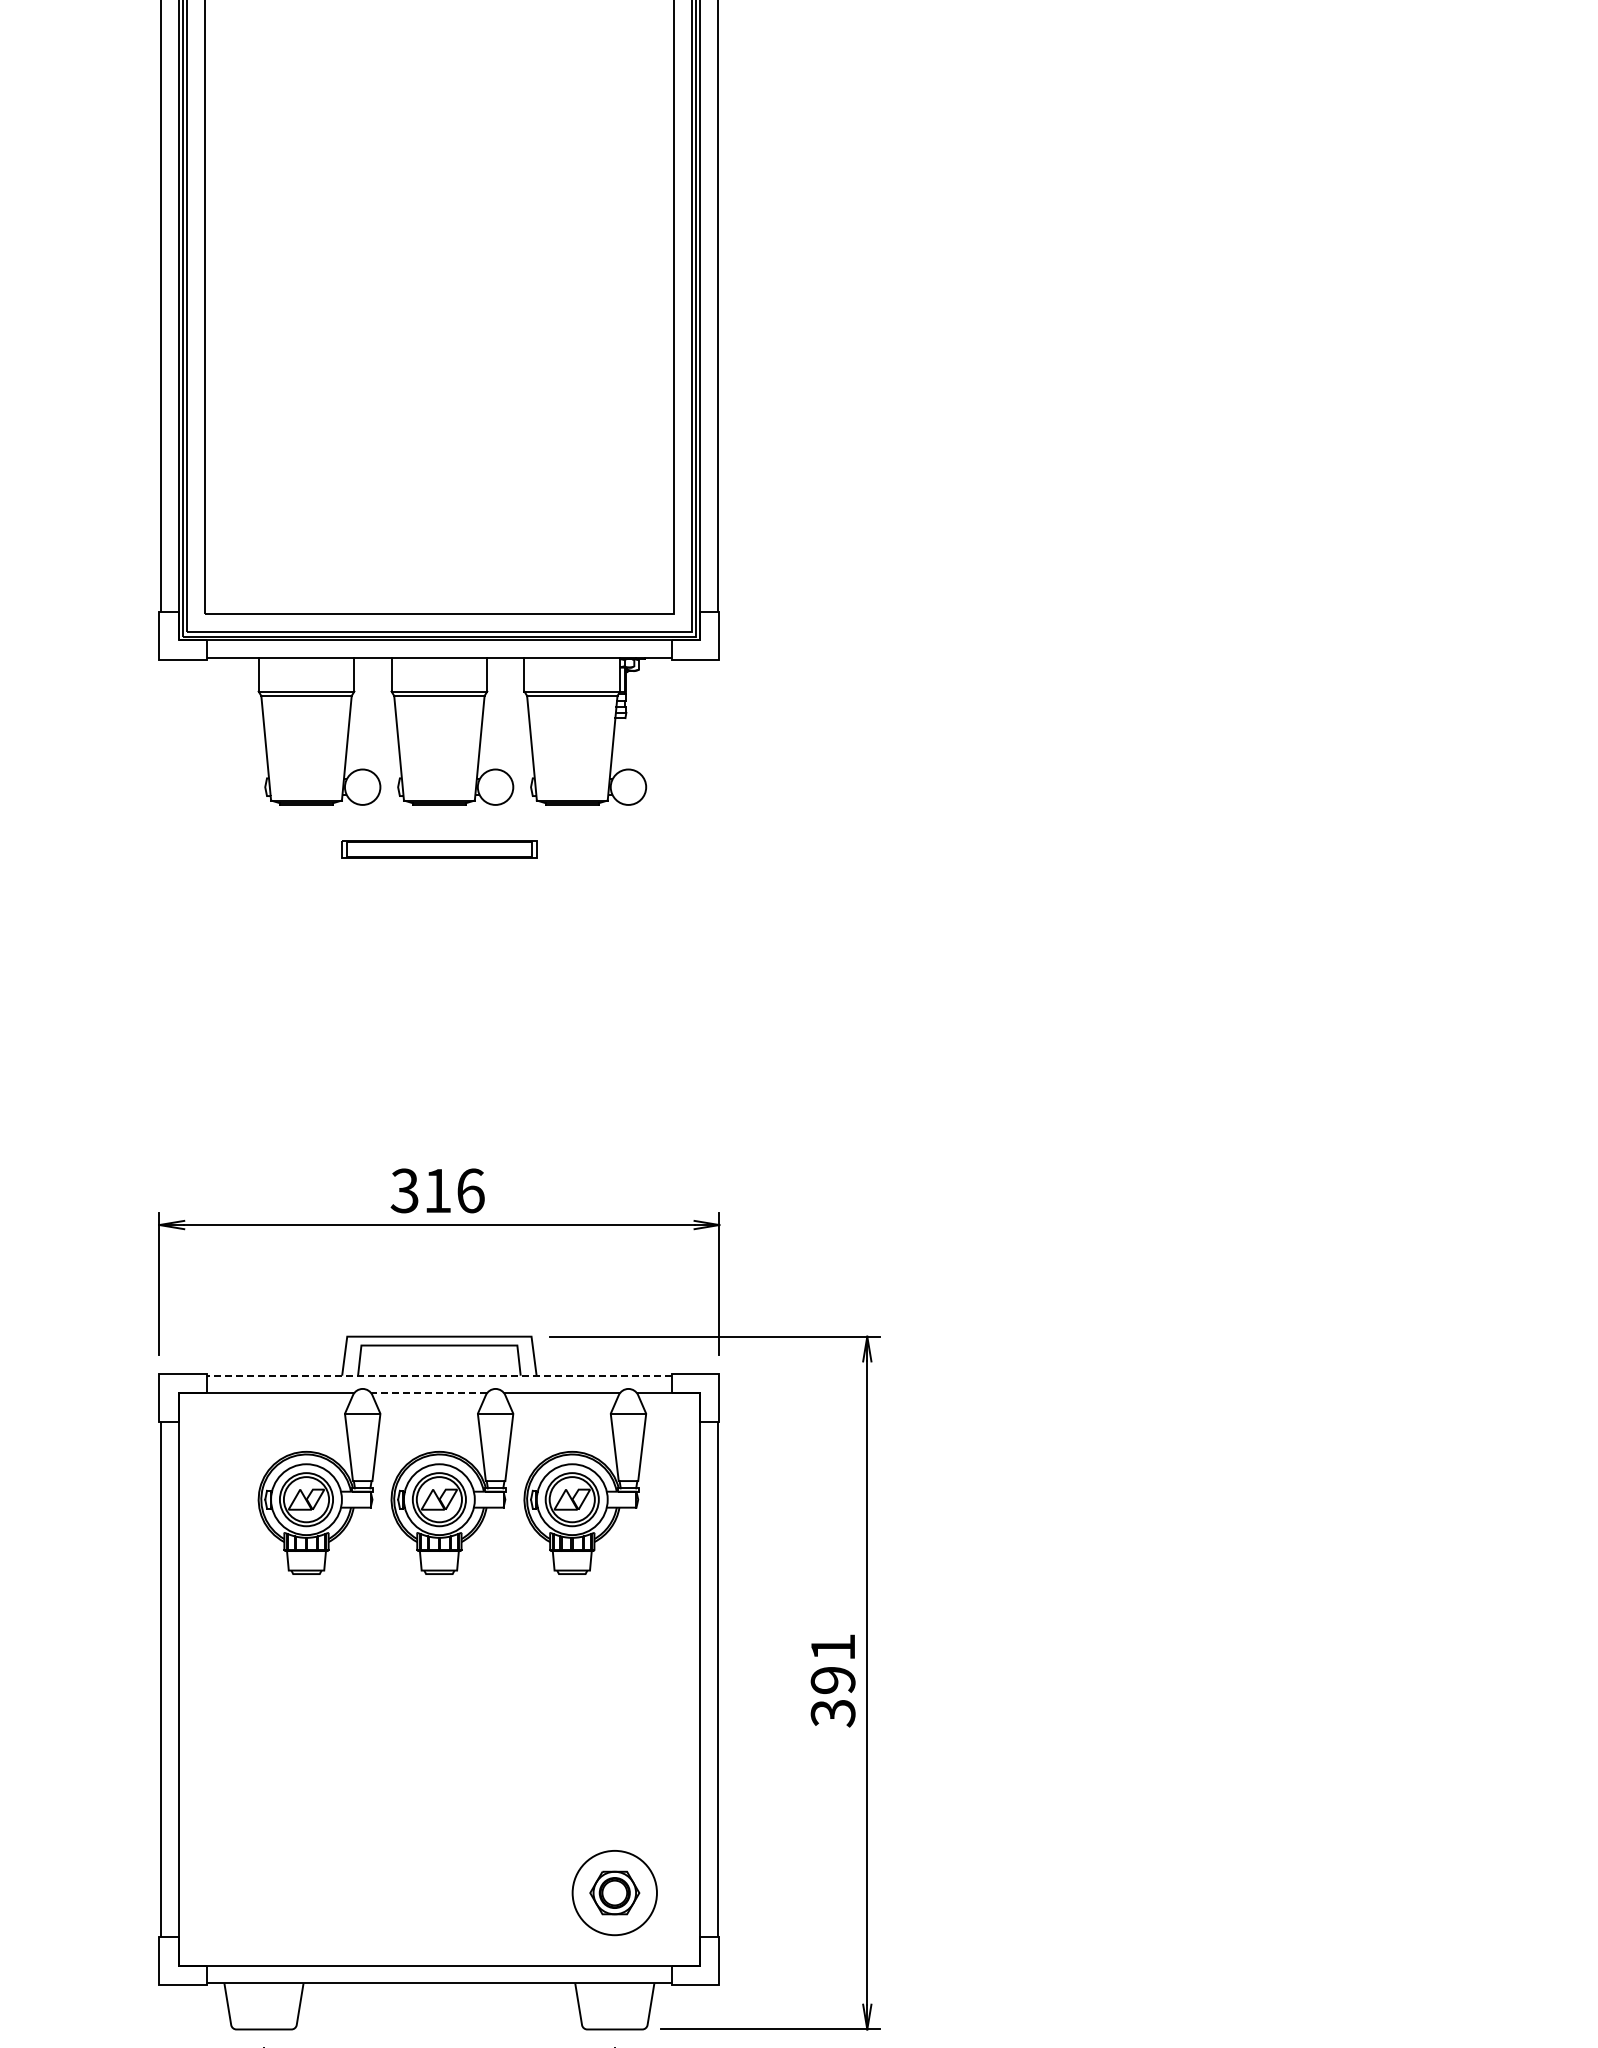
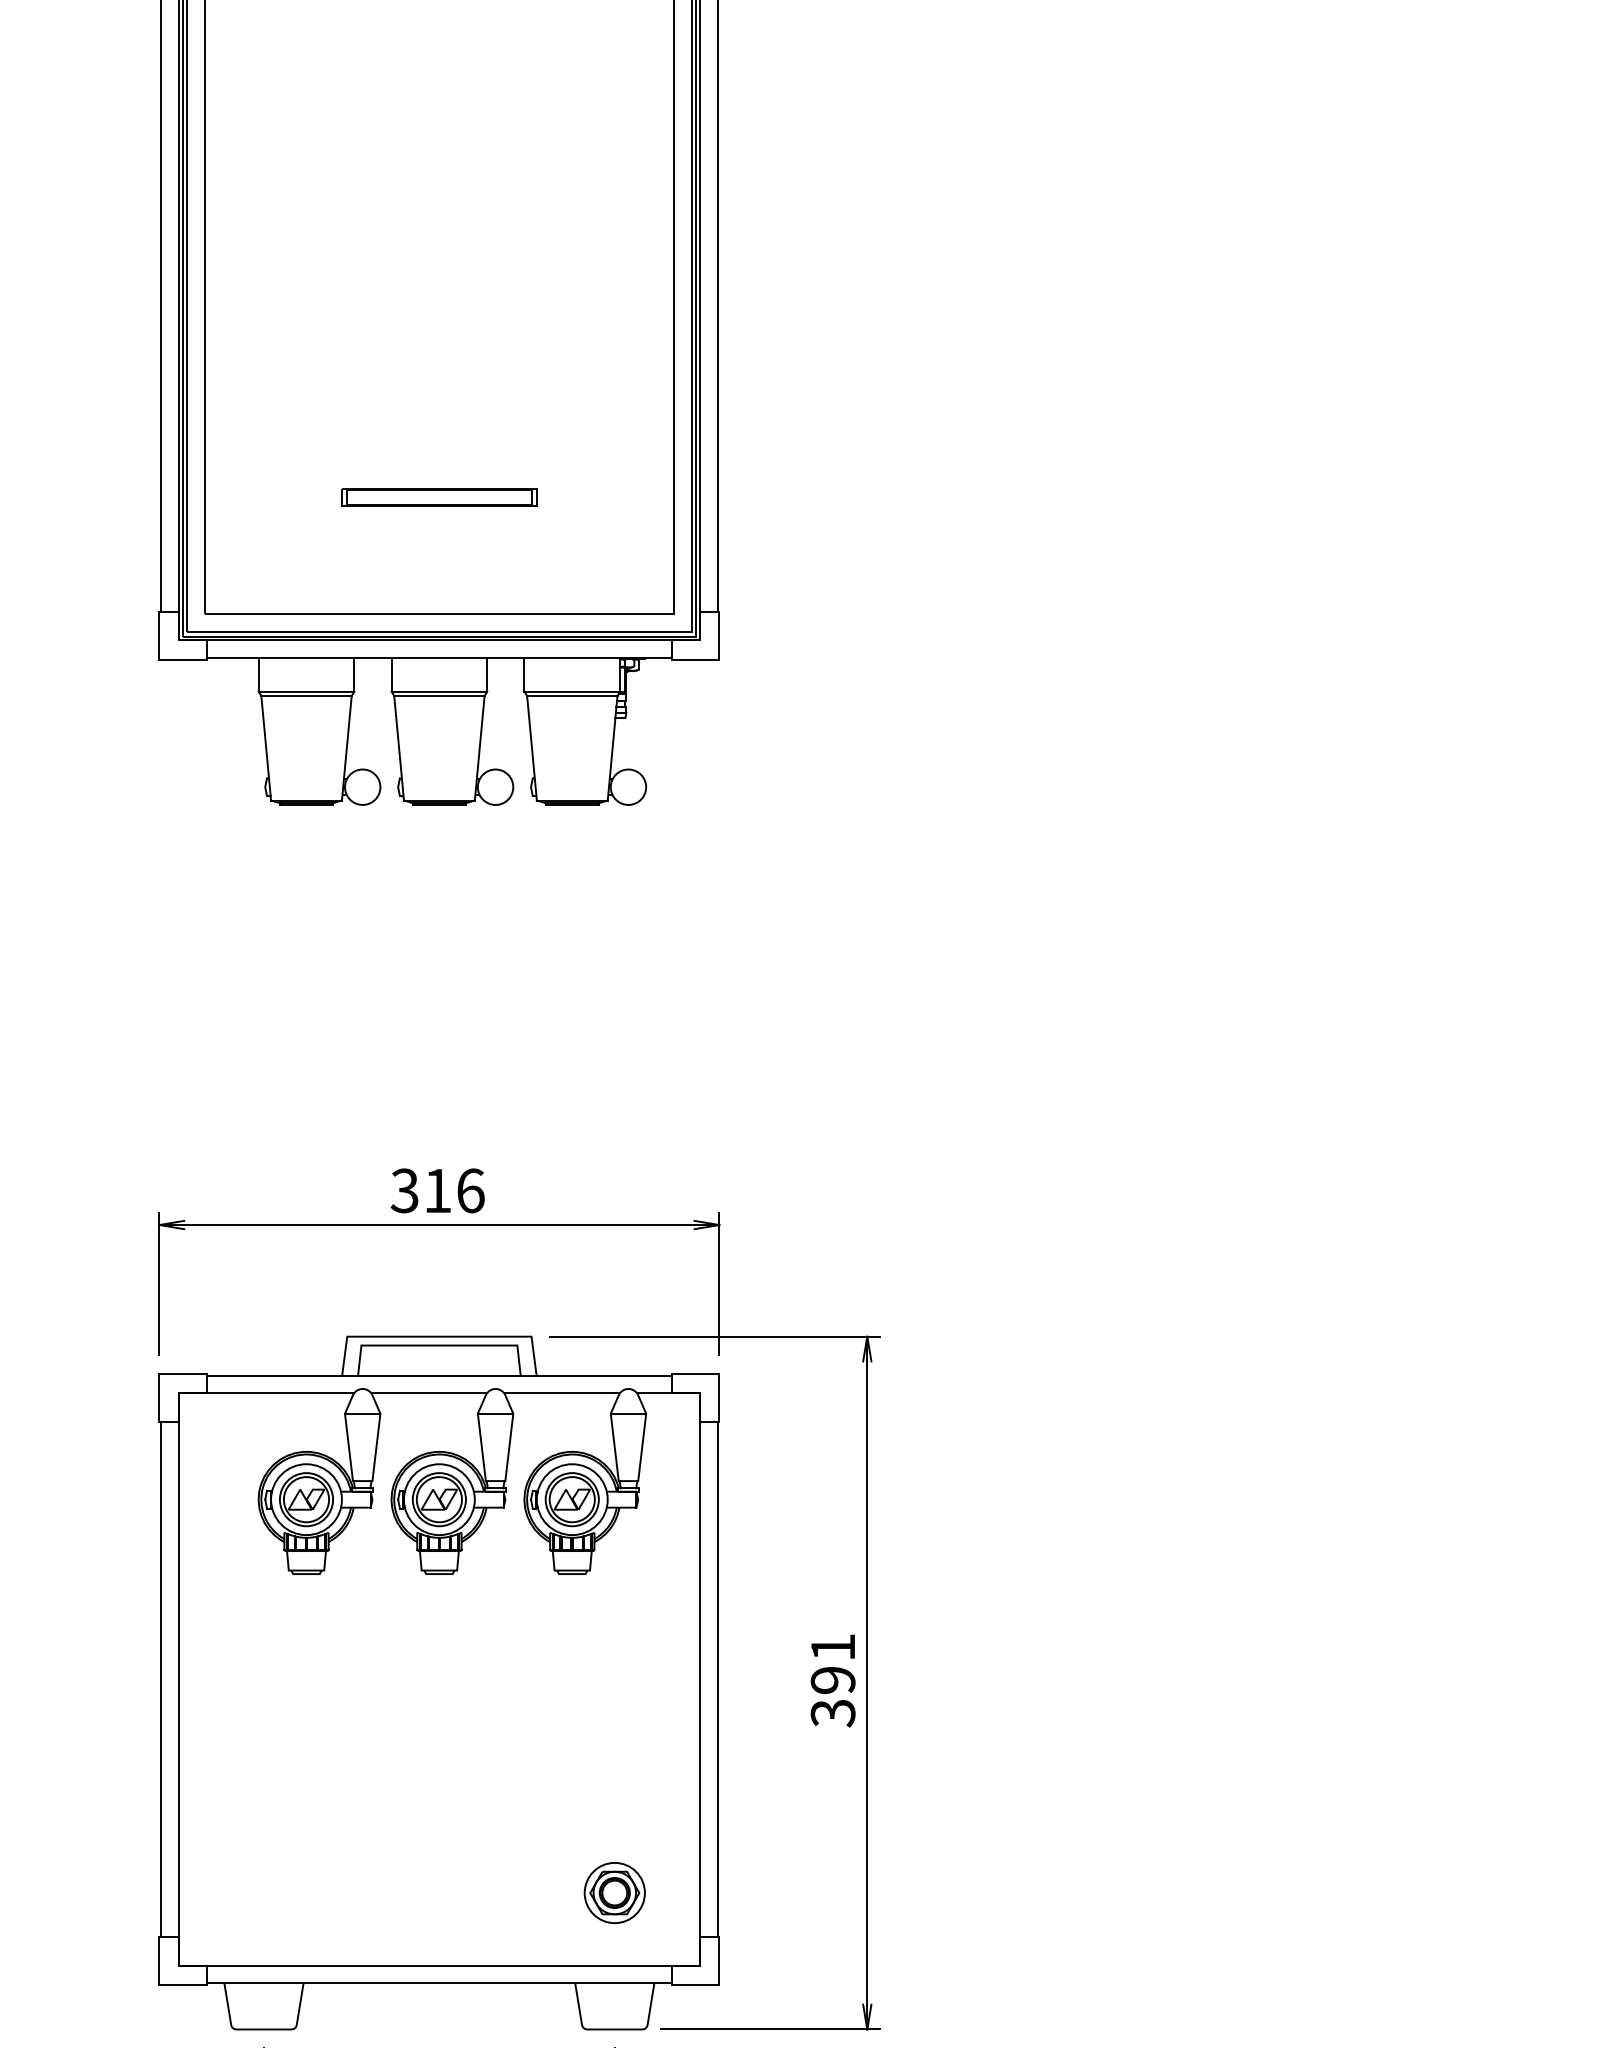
part position: (439, 849) -> (439, 497) (439, 497)
line: dashed -> solid (438, 1375)
line: dashed -> solid (429, 1393)
circle diameter: 84 px -> 60 px (614, 1892)
